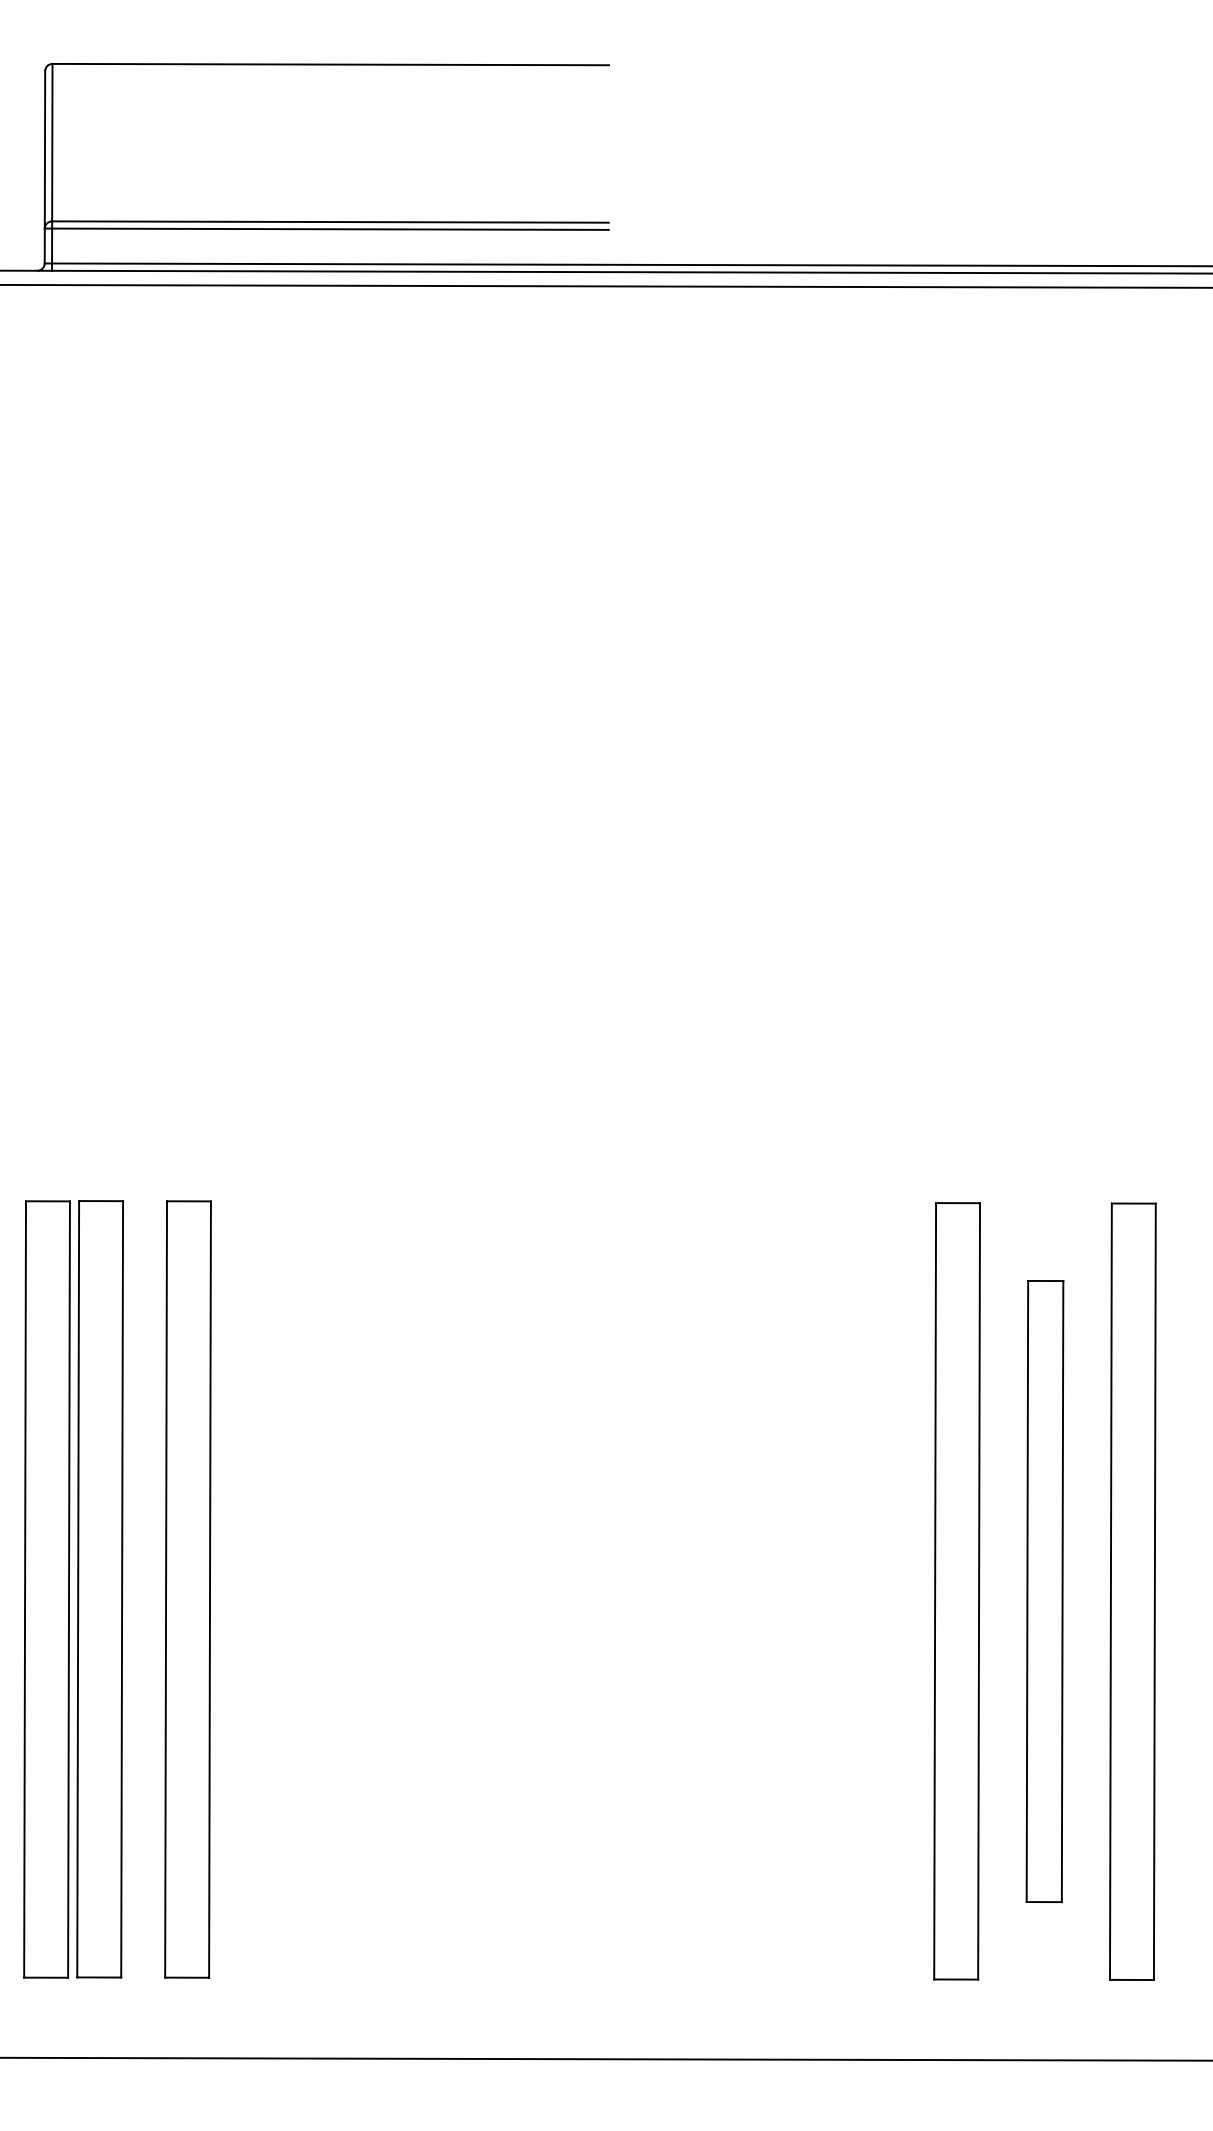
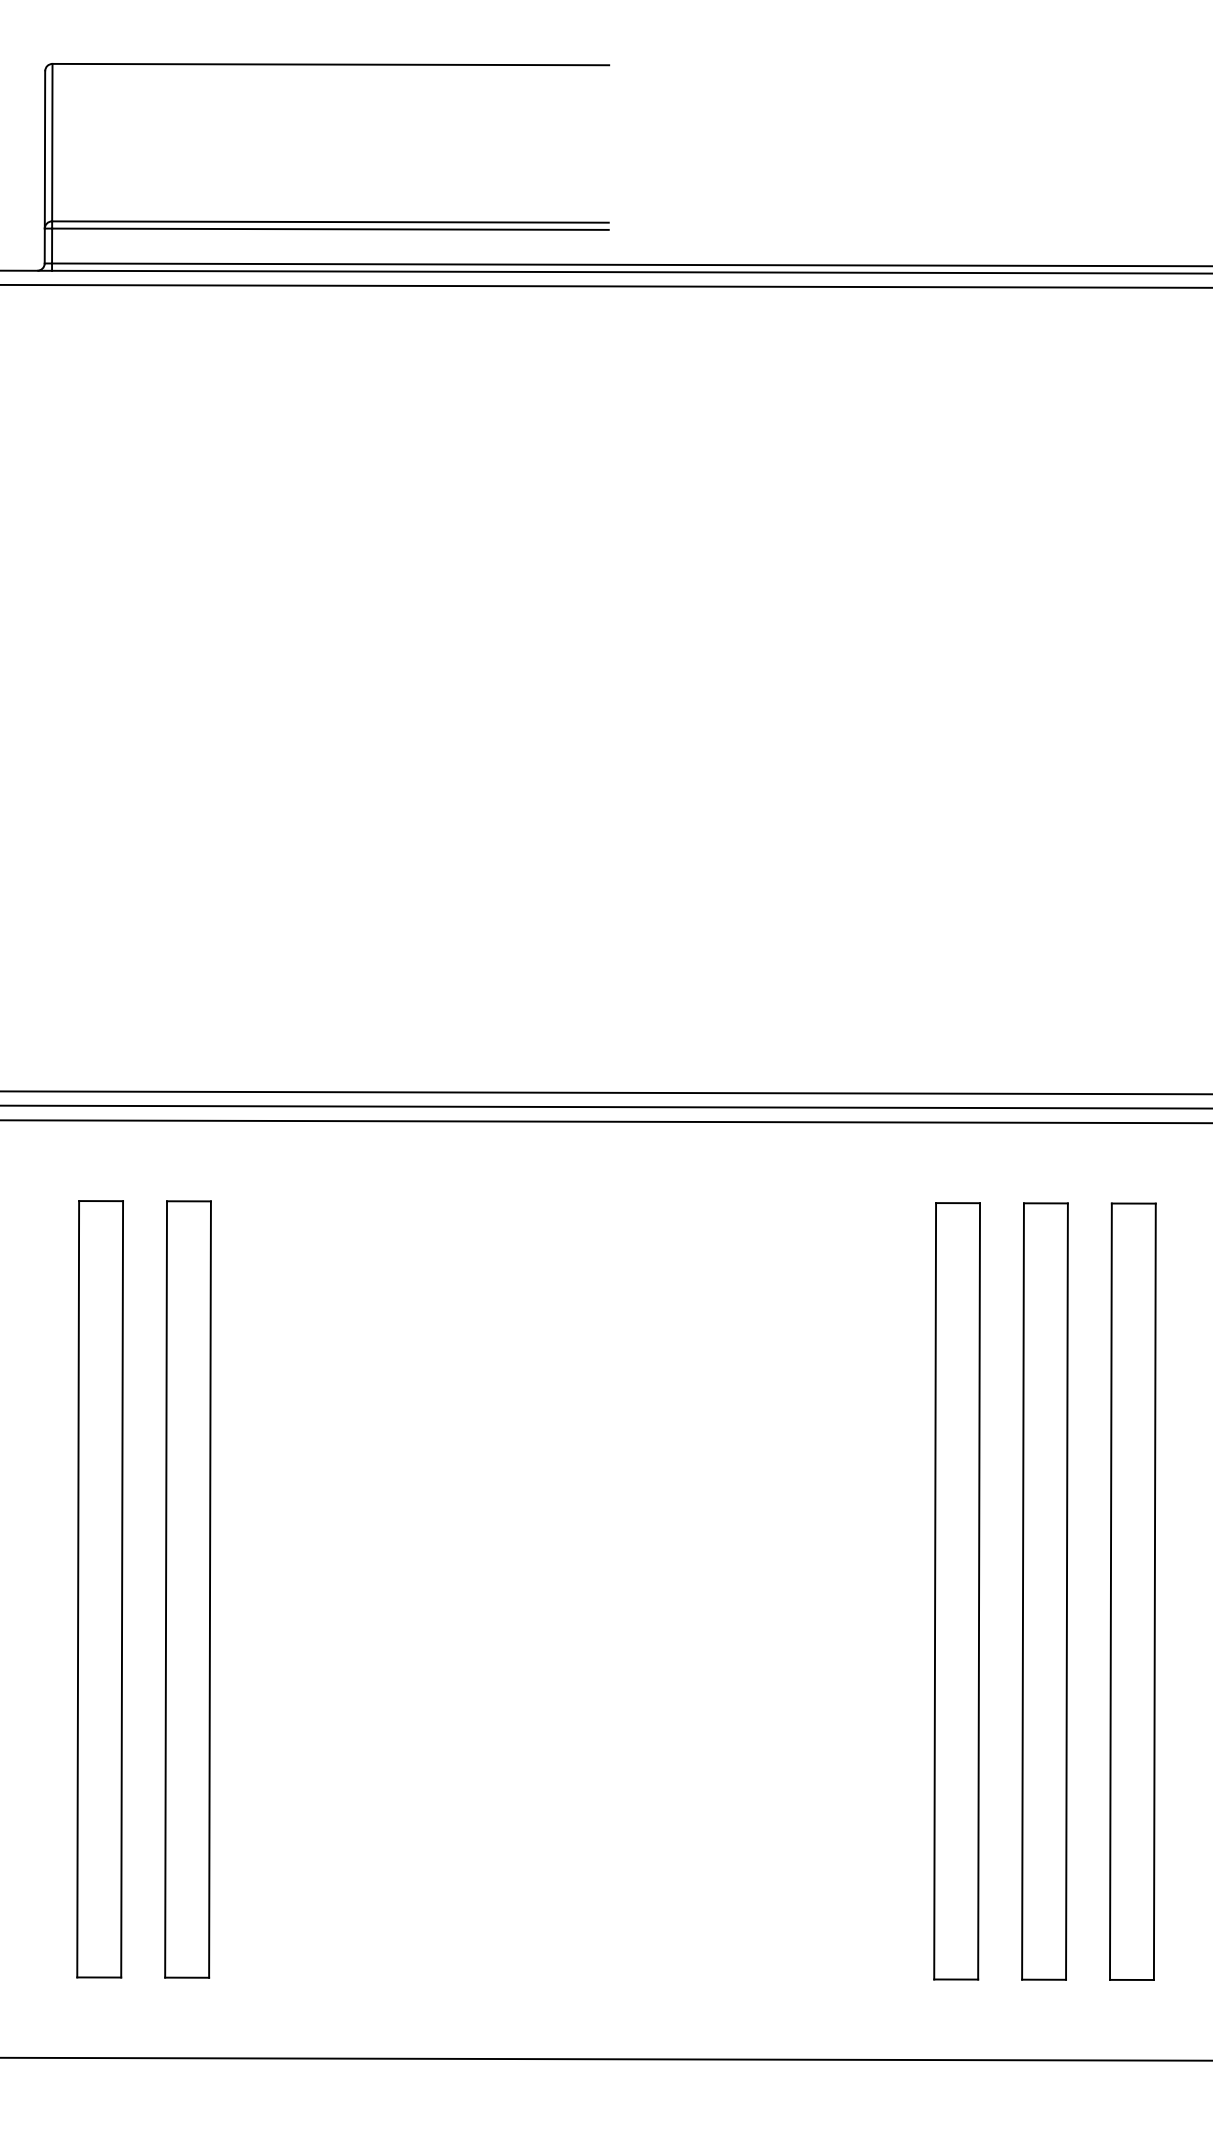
line: none -> present (605, 1092)
line: none -> present (605, 1106)
line: none -> present (605, 1121)
part: present -> none (46, 1589)
part size: 40x624 px -> 48x779 px (1044, 1591)
